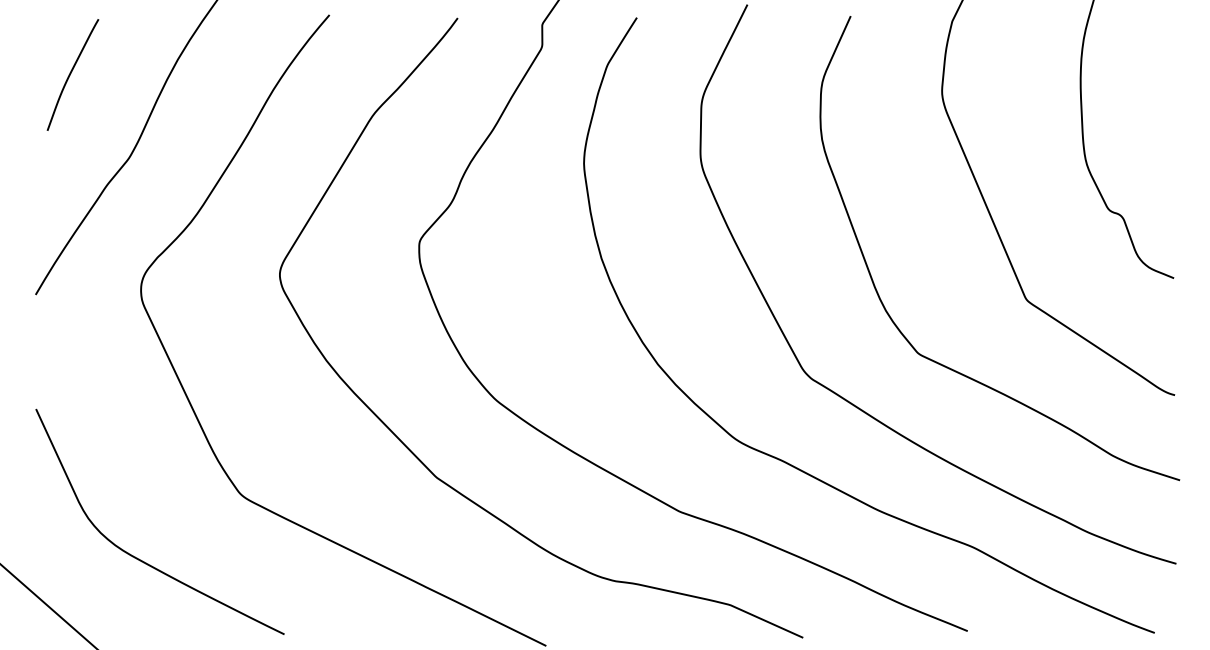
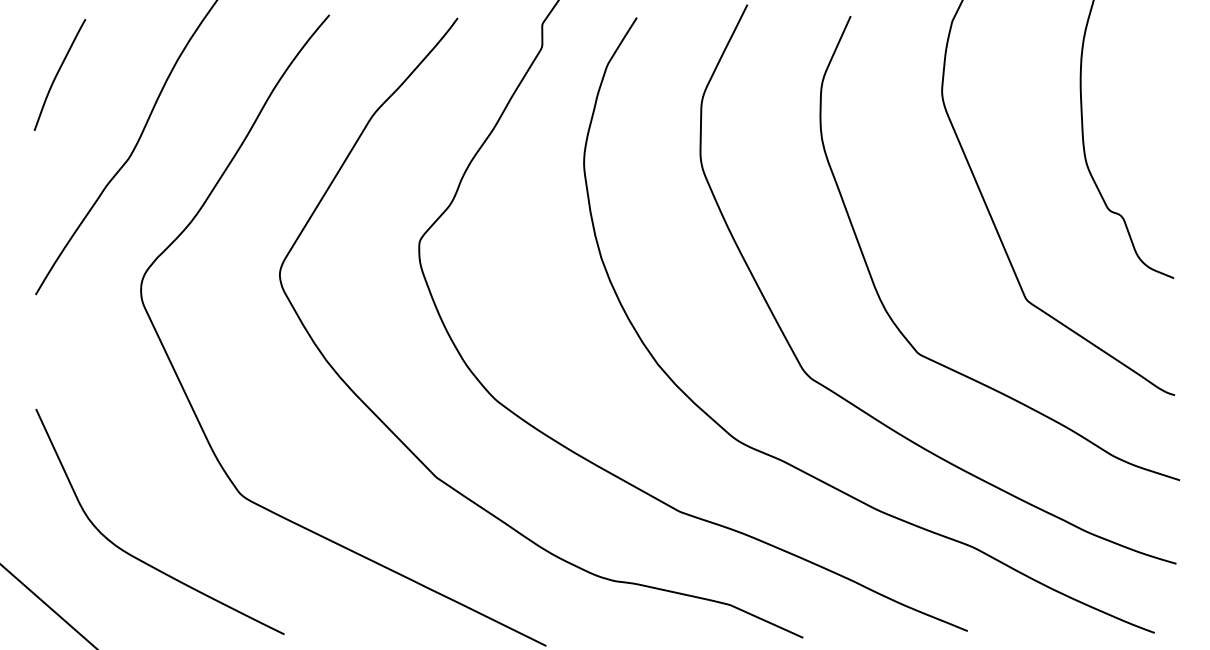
curve position: (71, 73) -> (58, 73) (58, 73)
